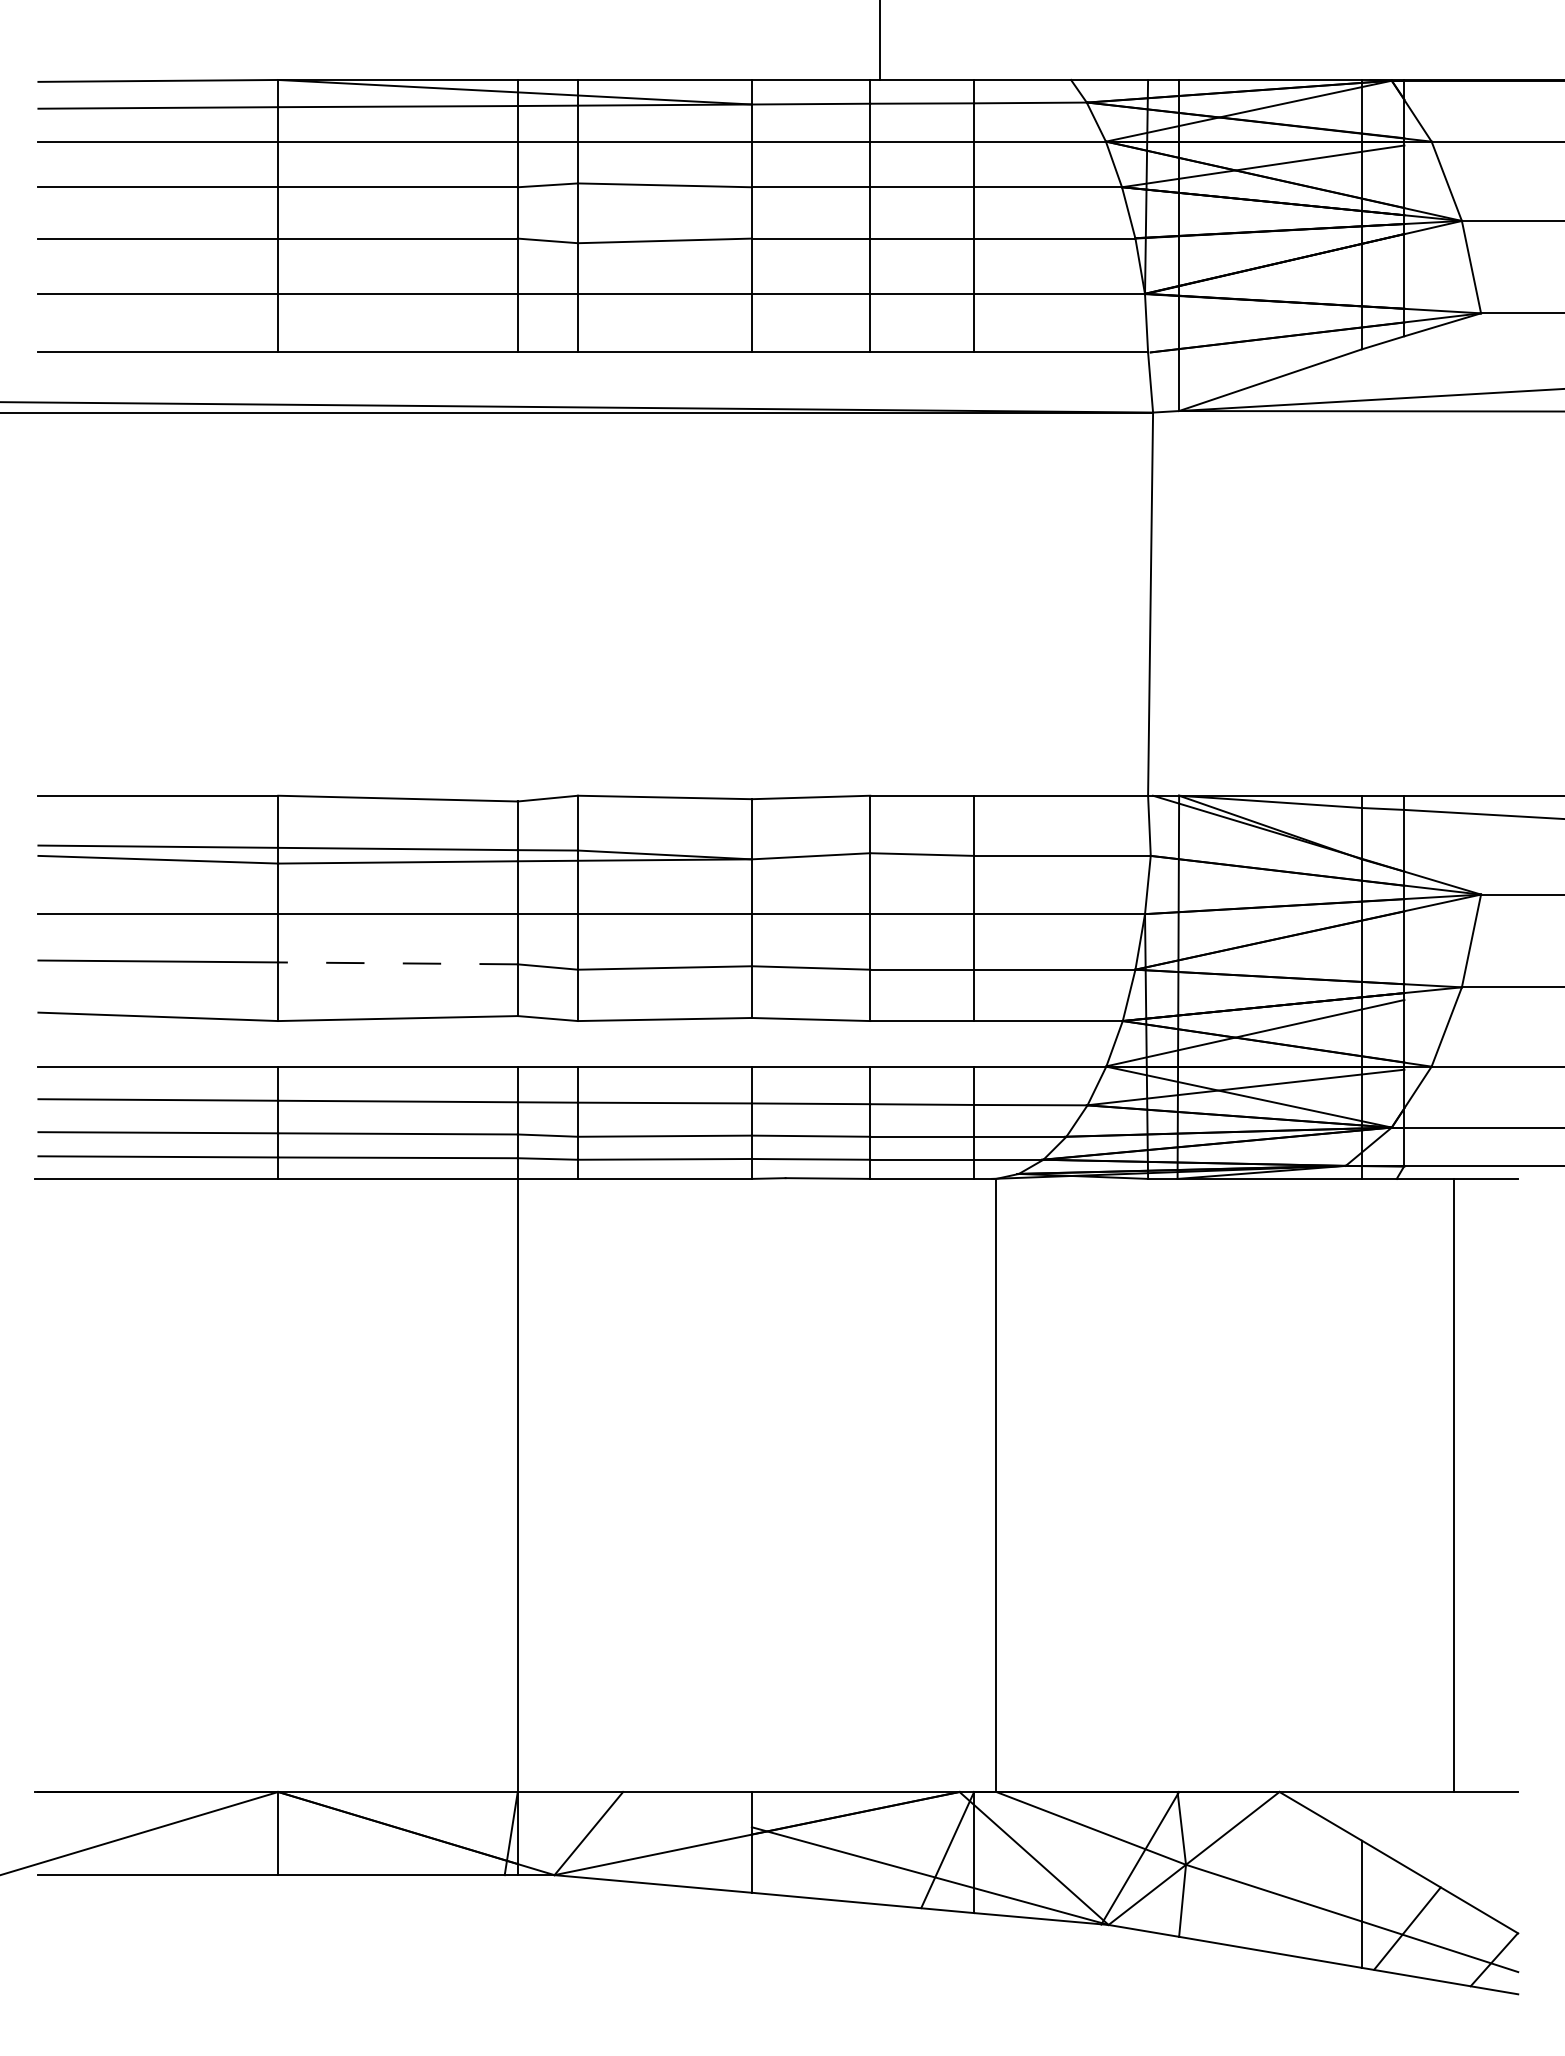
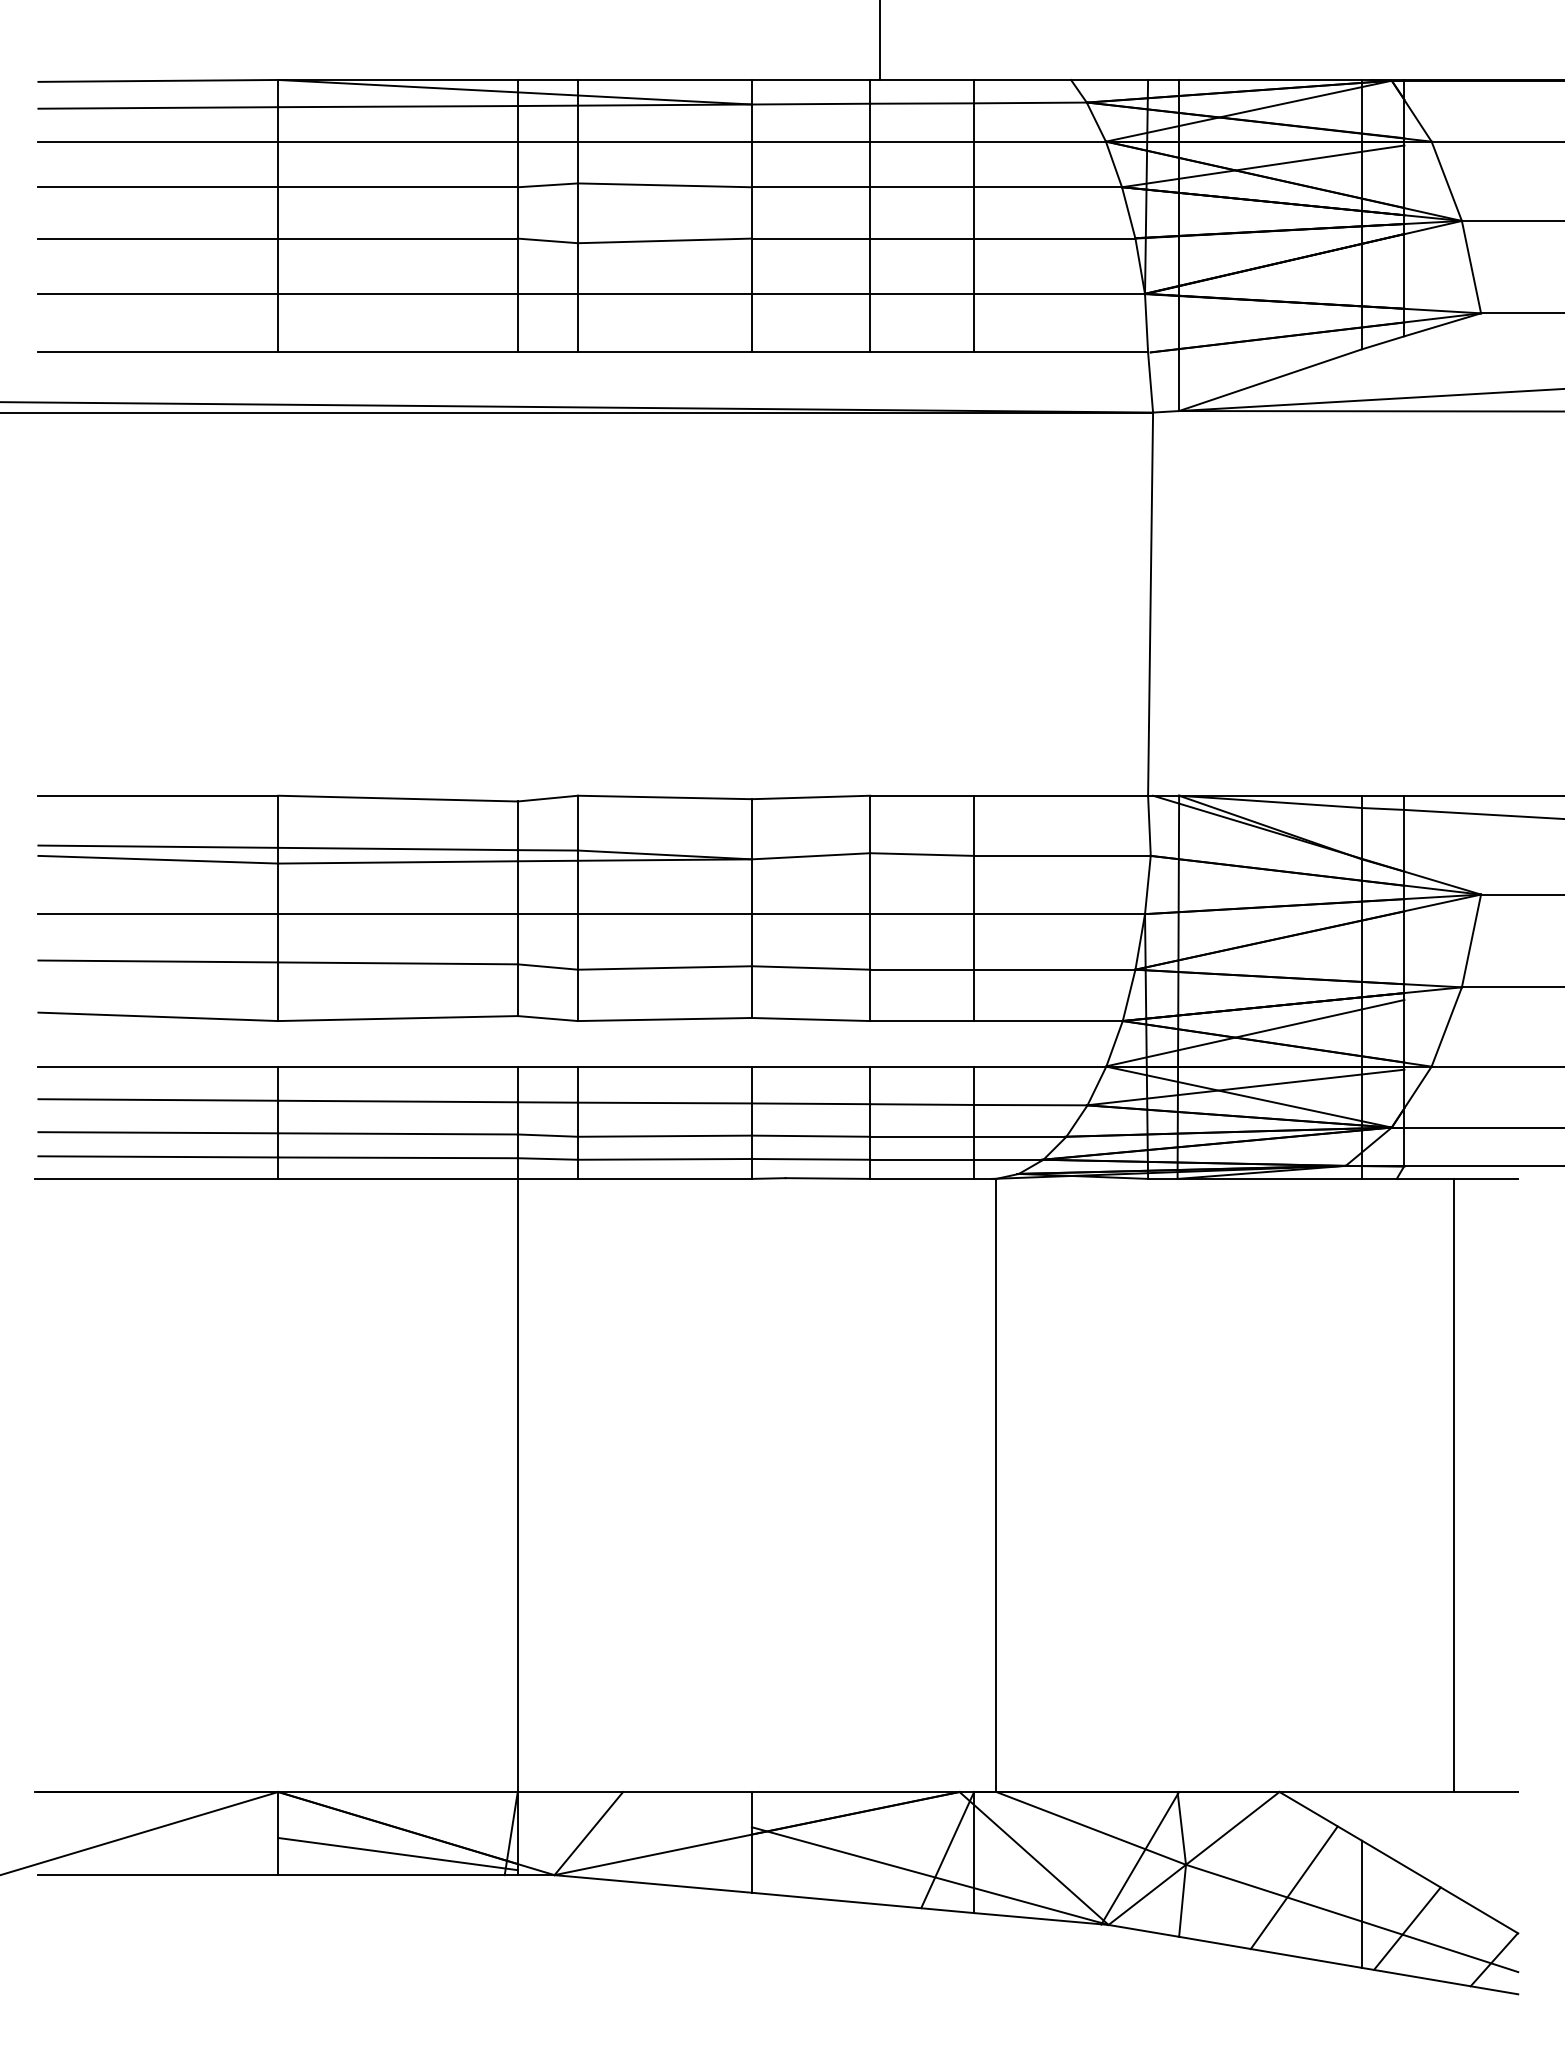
line: dashed -> solid (398, 963)
line: none -> present (397, 1853)
line: none -> present (1293, 1887)
